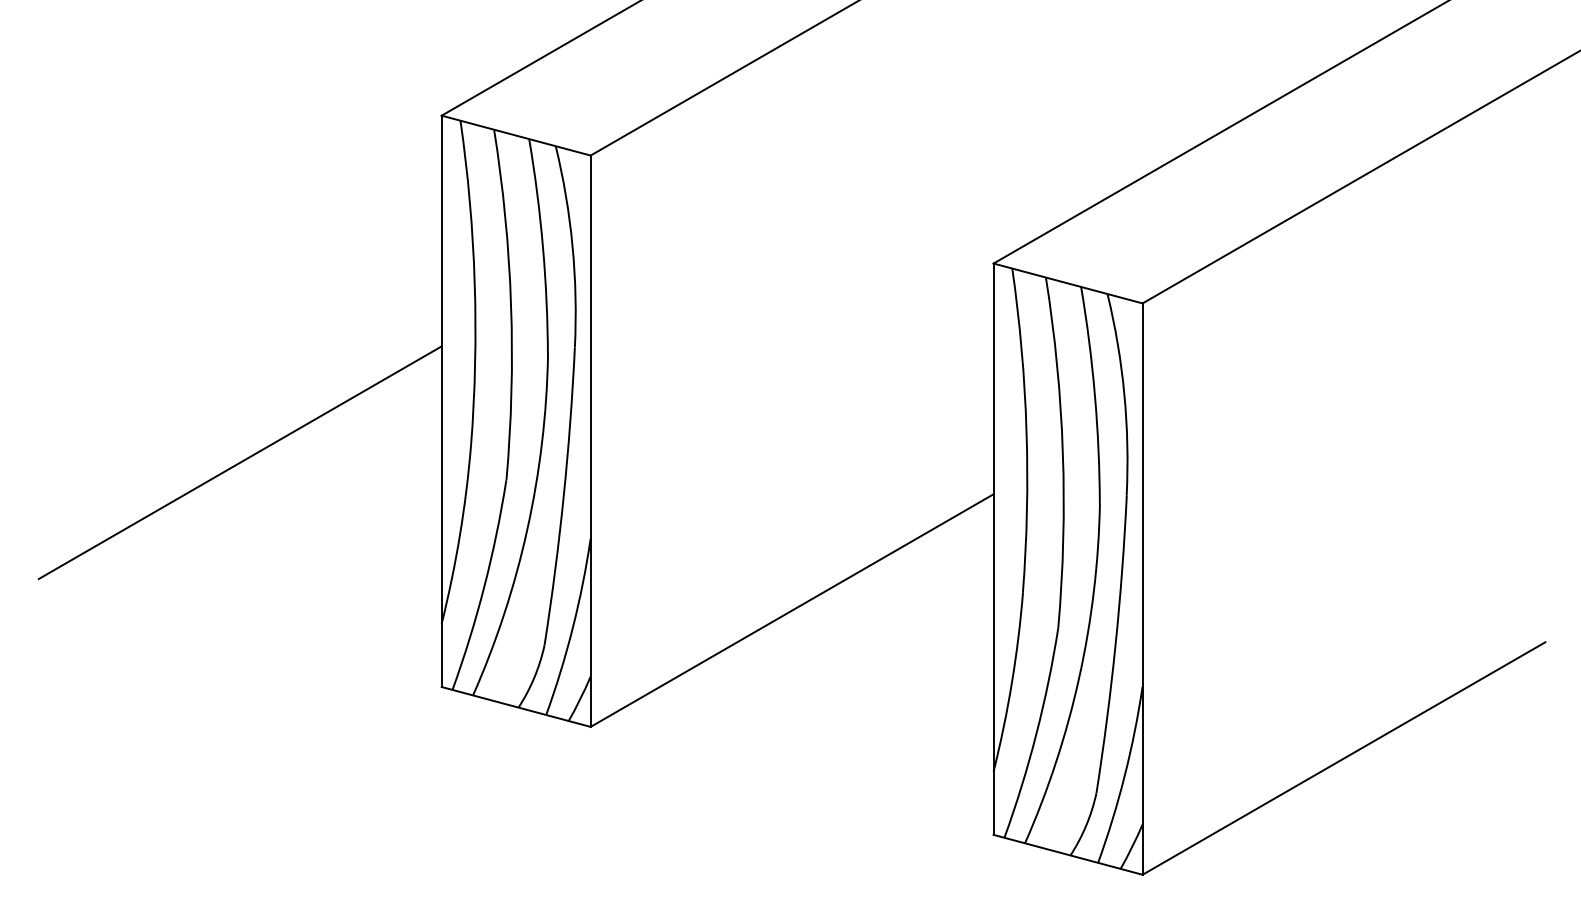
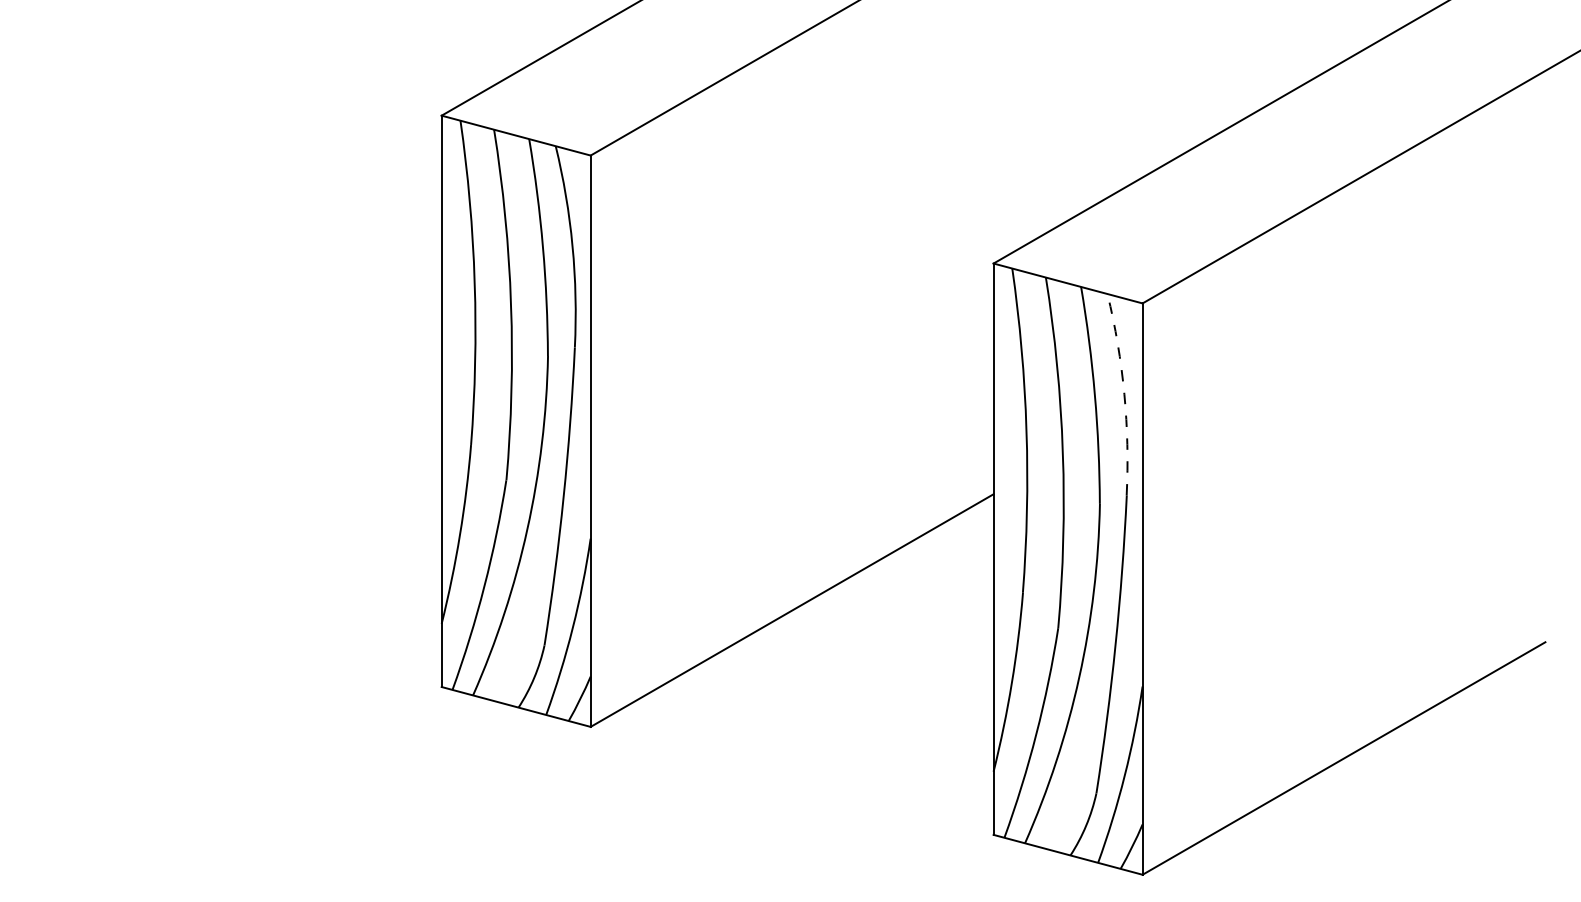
arc: solid -> dashed (1124, 394)
line: present -> none (239, 462)
